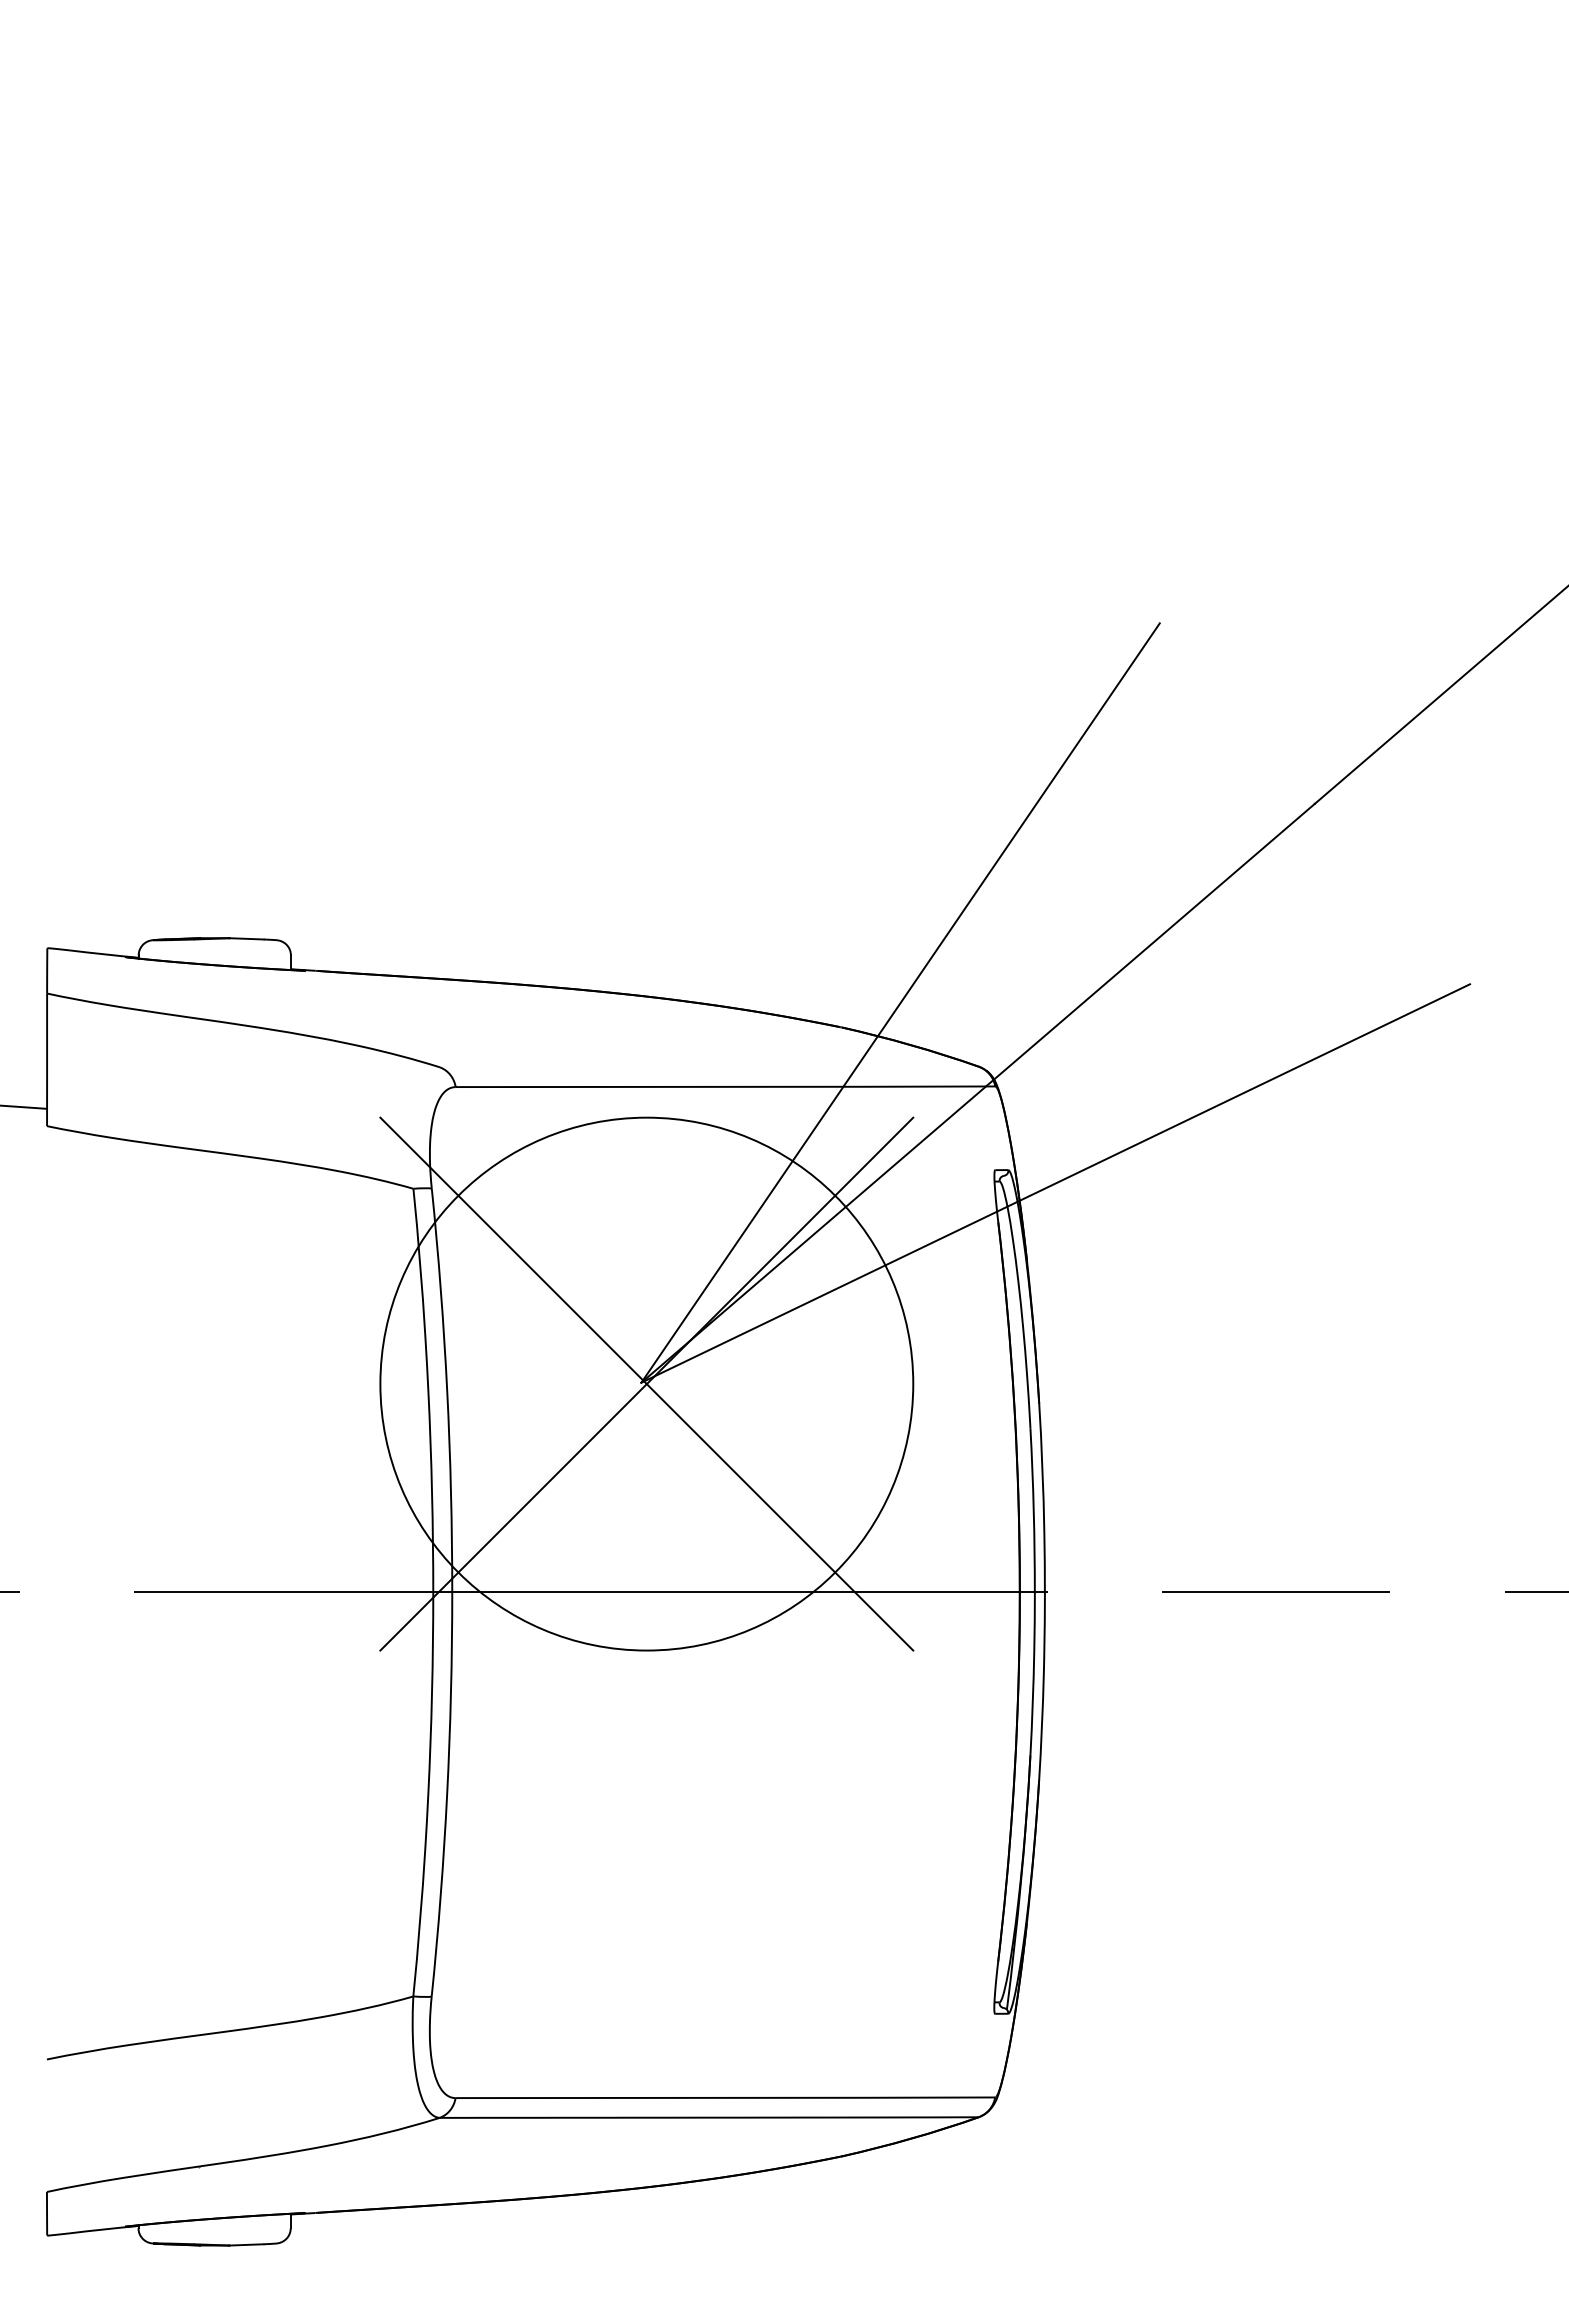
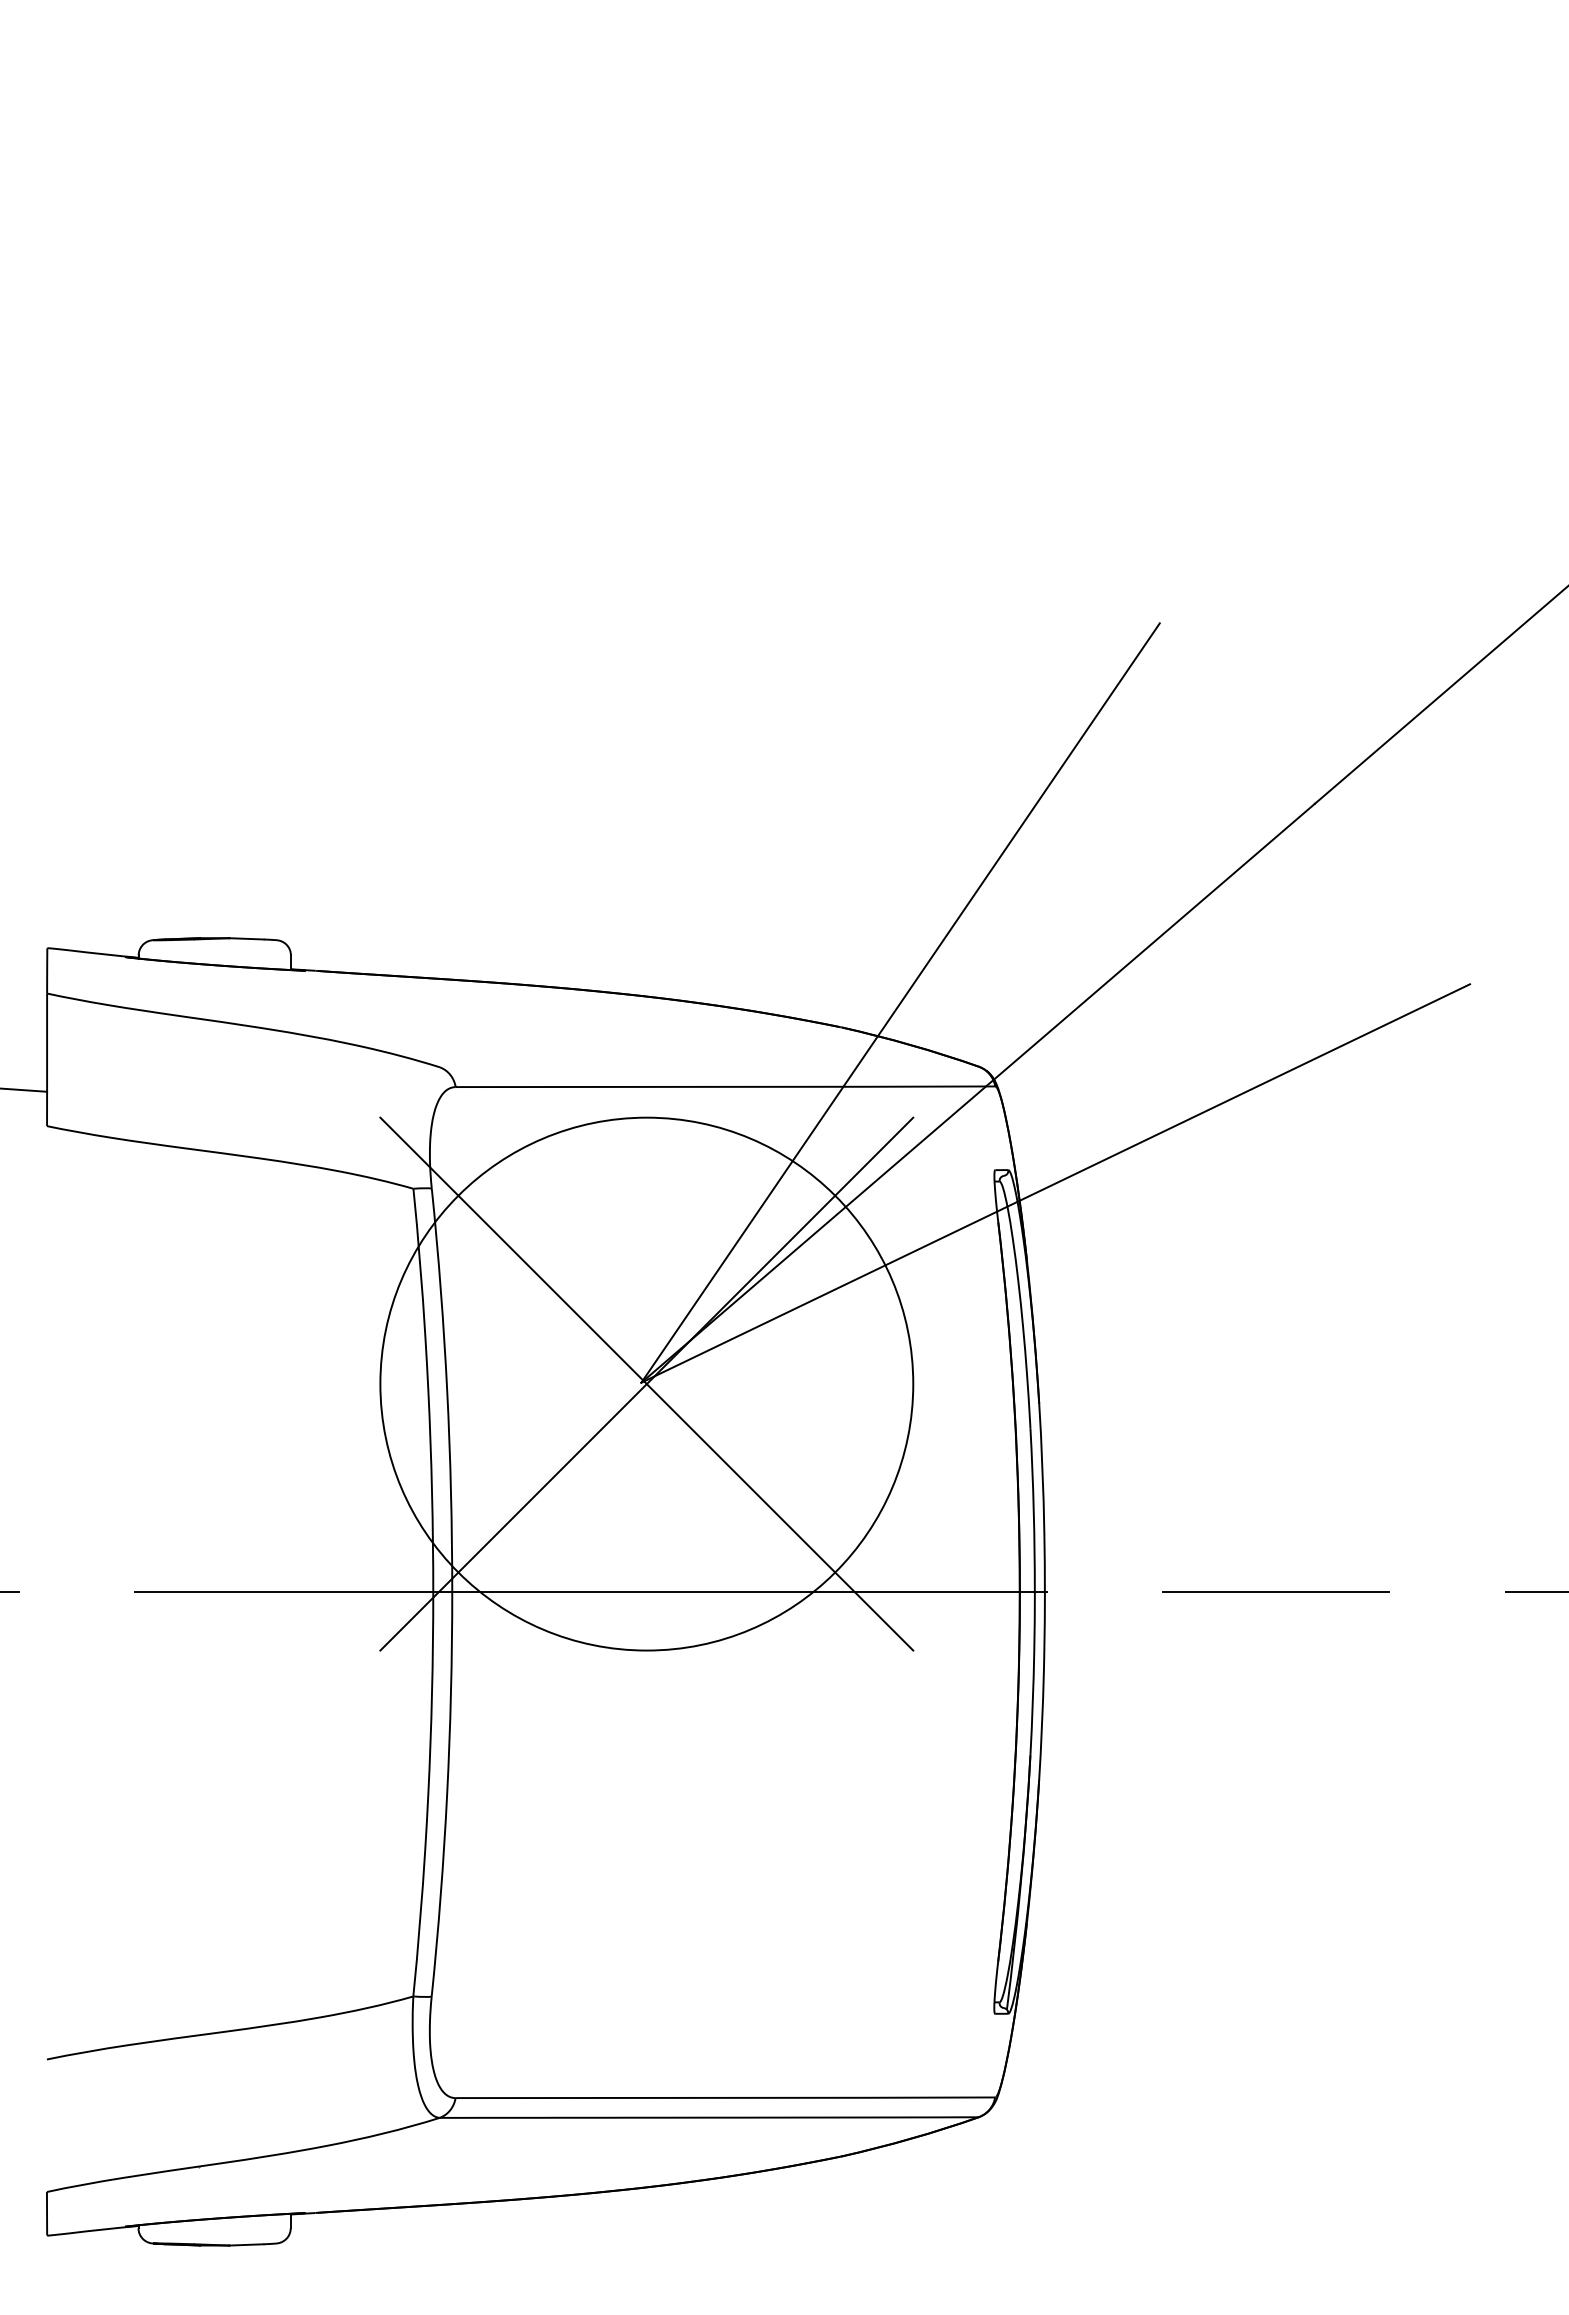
line position: (24, 1106) -> (24, 1089) (24, 1089)
